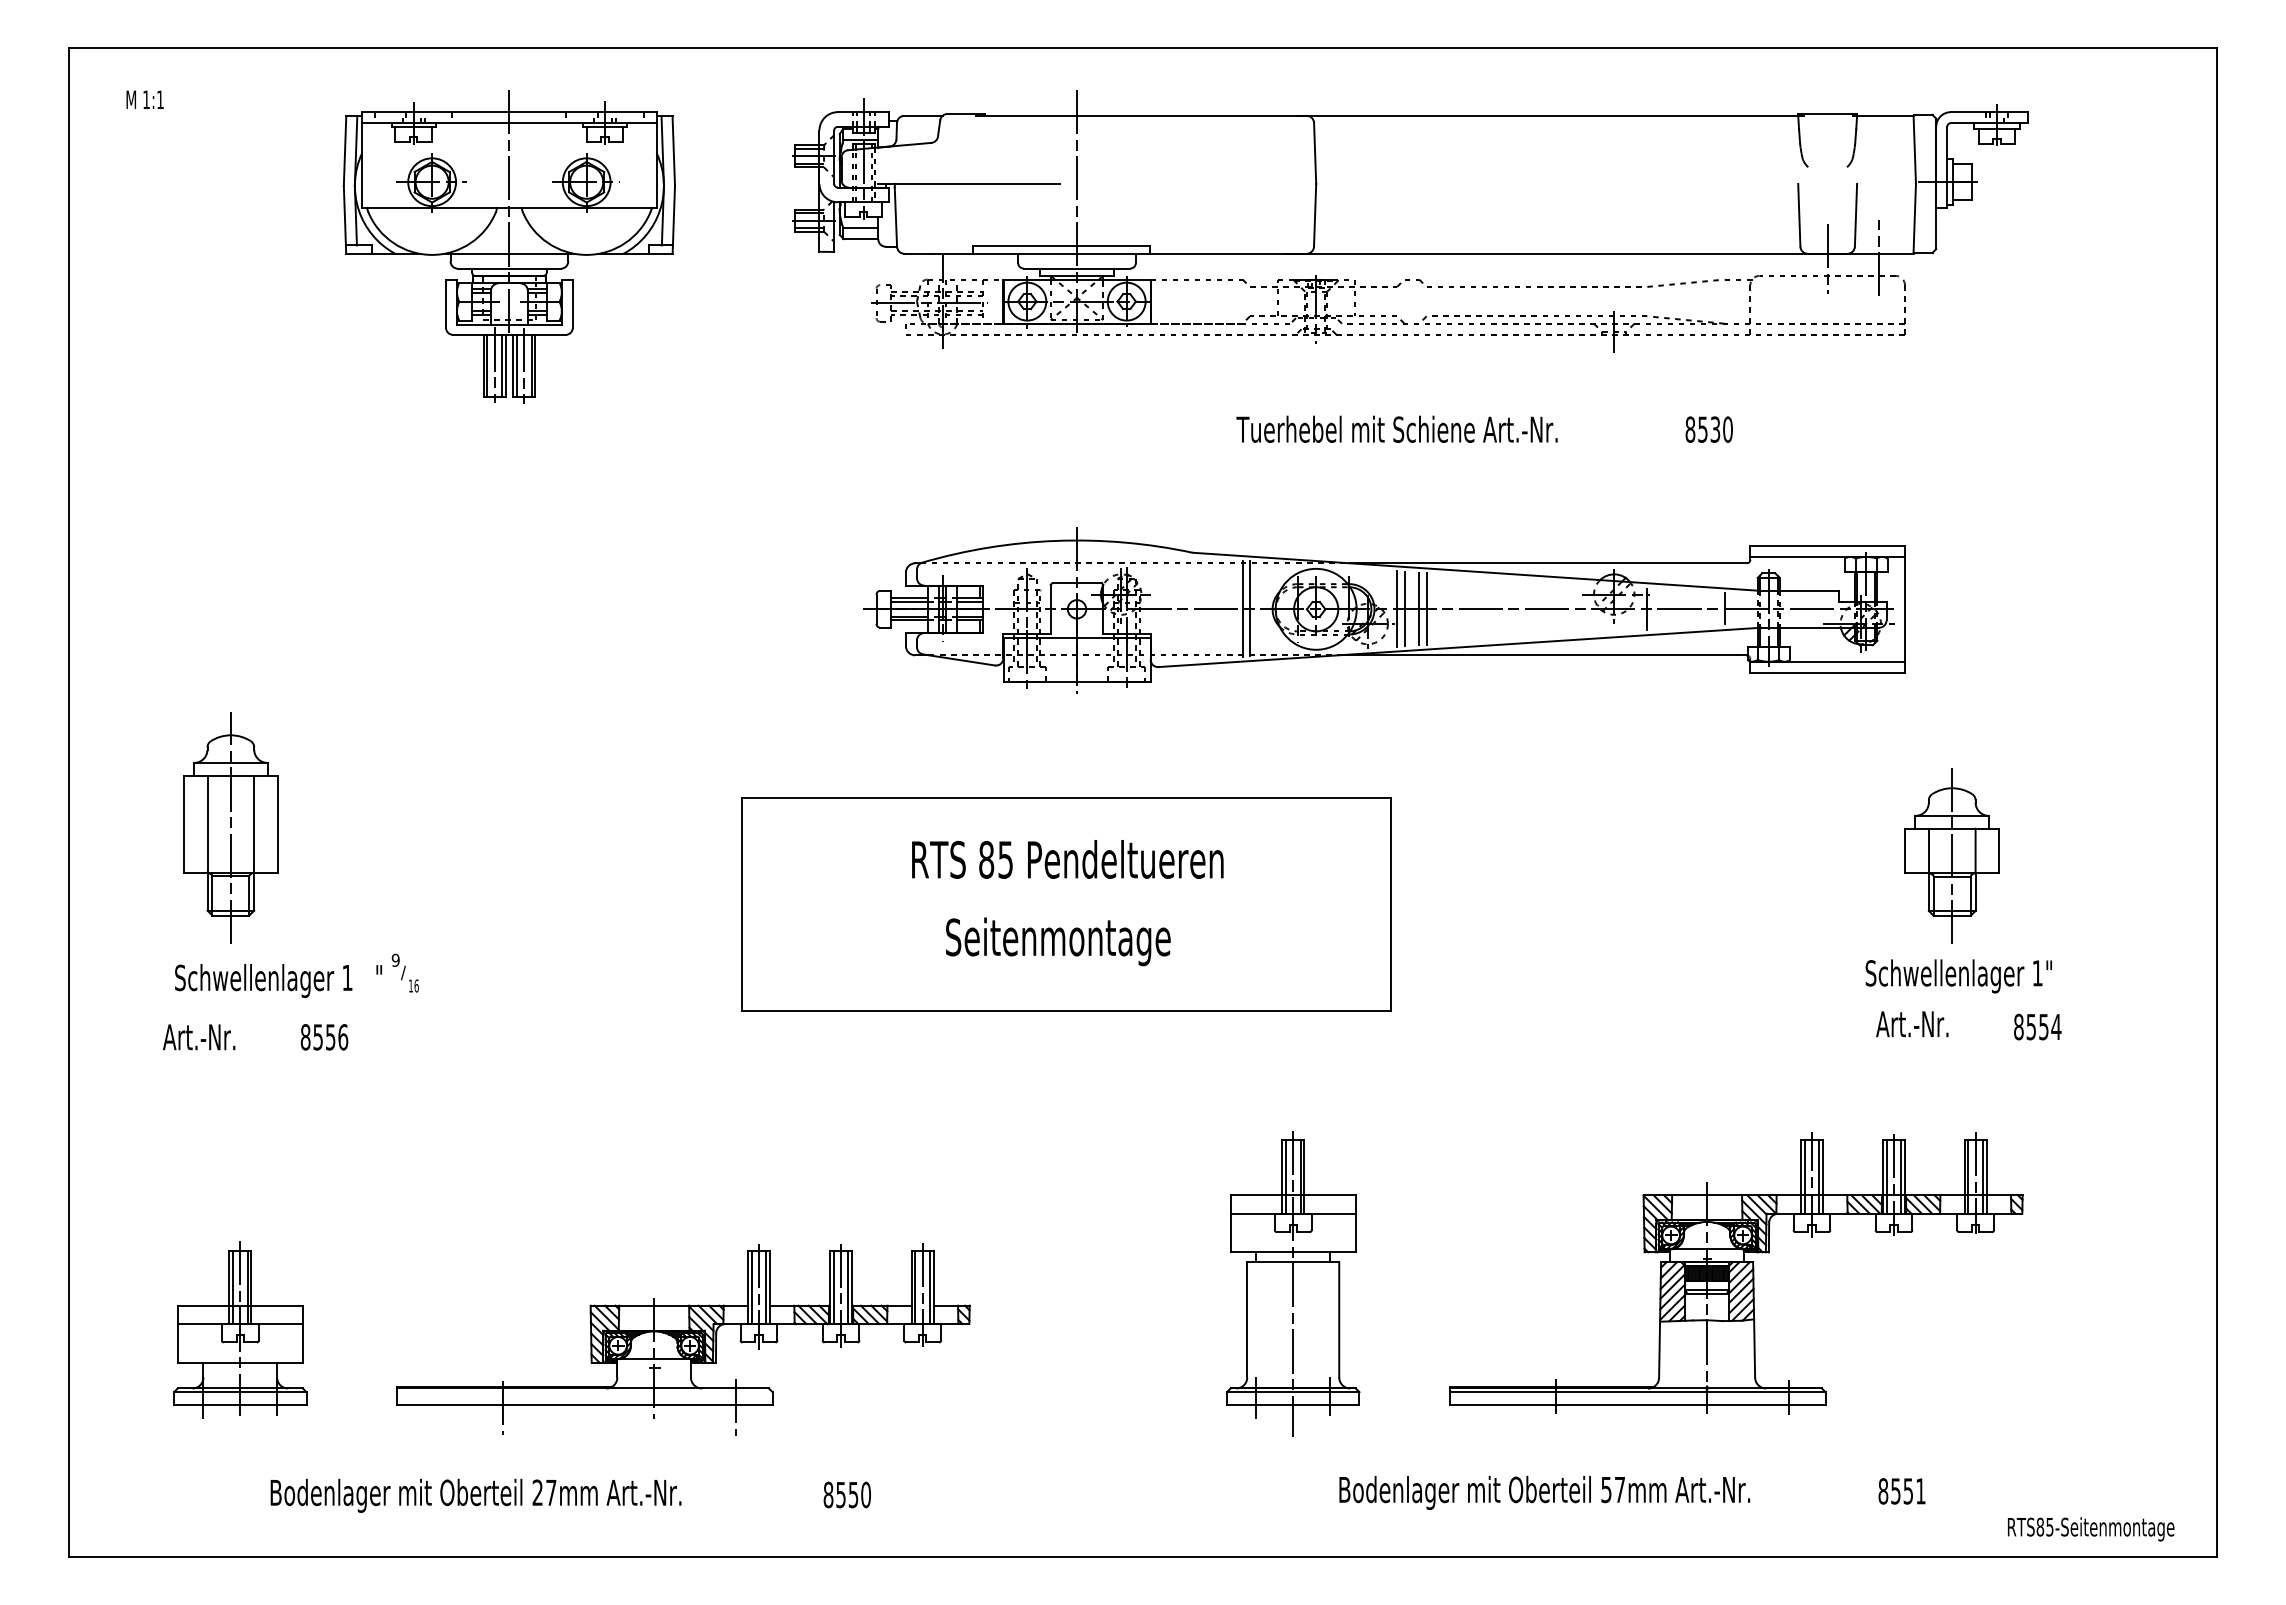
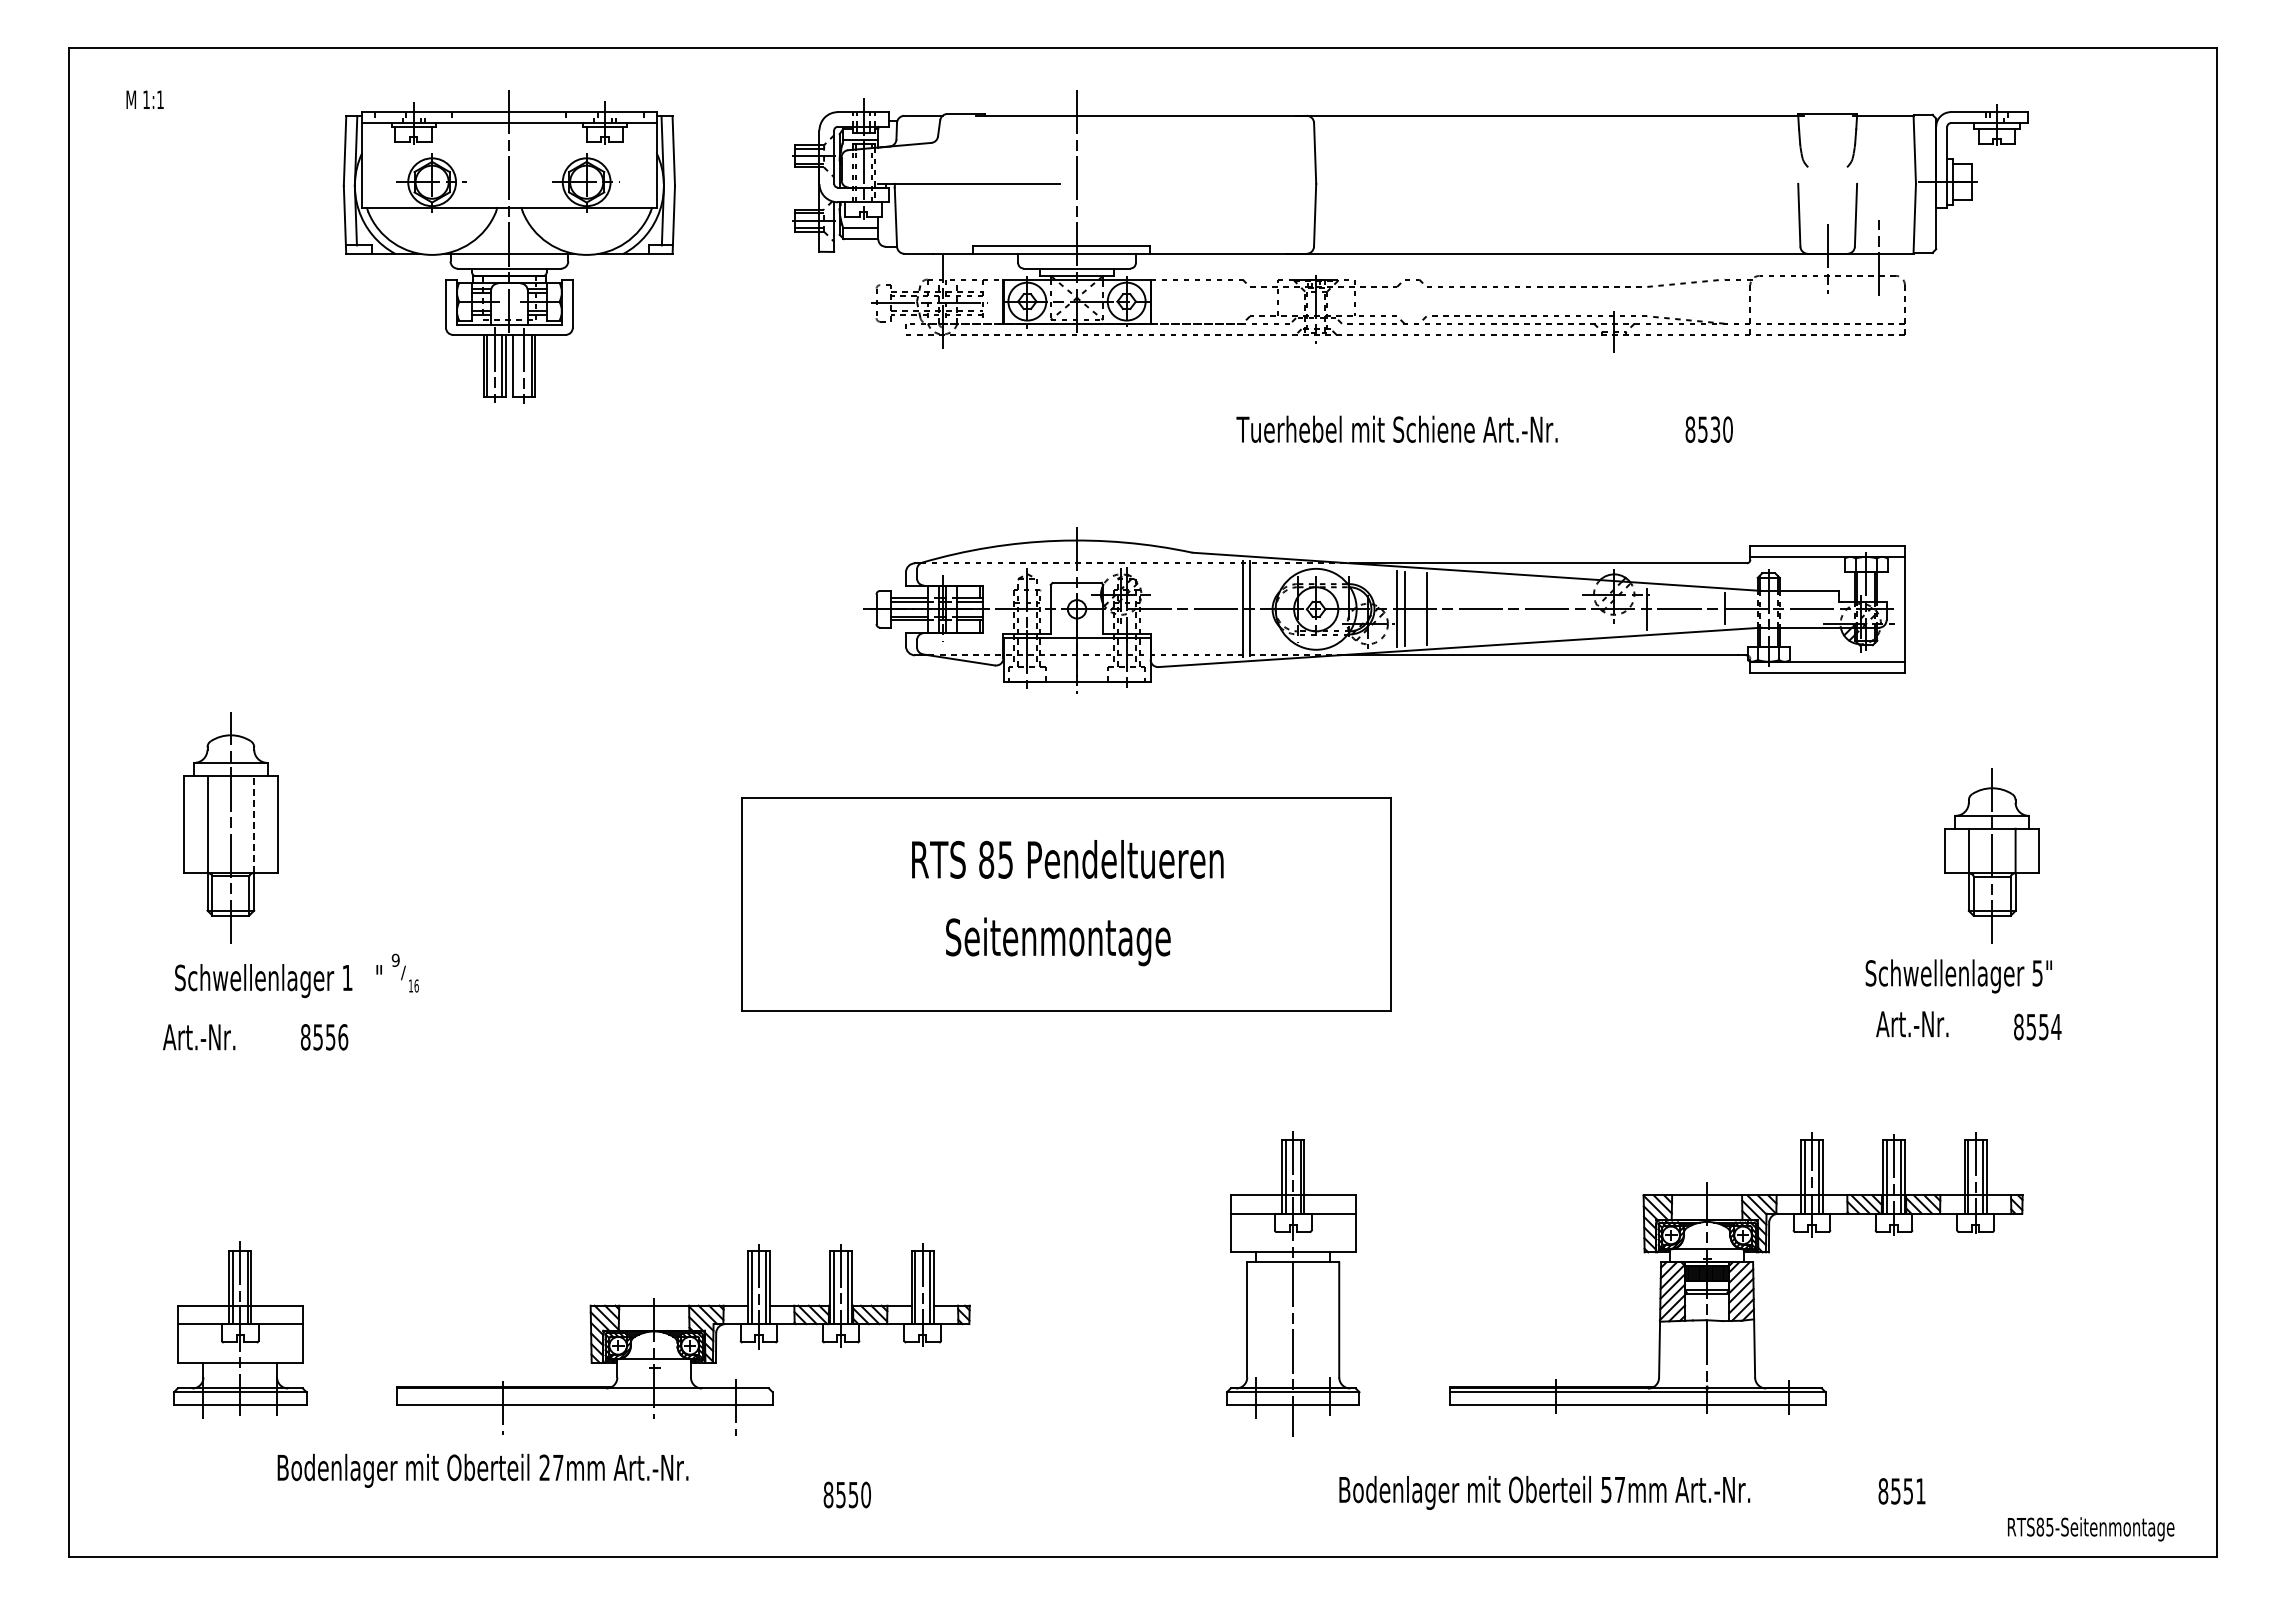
line: present -> none (516, 365)
line: present -> none (1419, 608)
line: solid -> dashed (254, 823)
part position: (1951, 855) -> (1991, 855) (1991, 855)
text: 1" -> 5" (2037, 973)
text position: (475, 1495) -> (482, 1470) (482, 1470)
